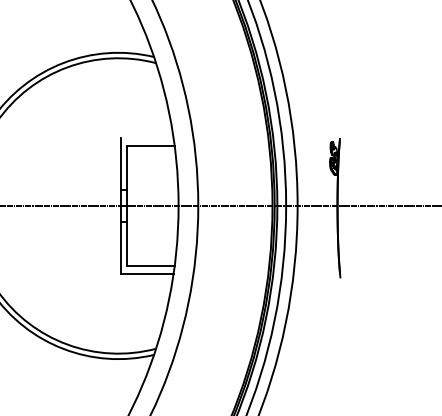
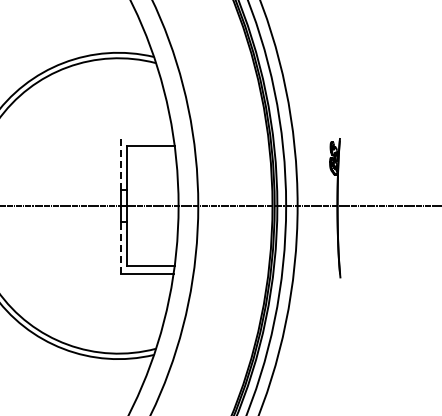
line: solid -> dashed (120, 163)
line: solid -> dashed (120, 248)
